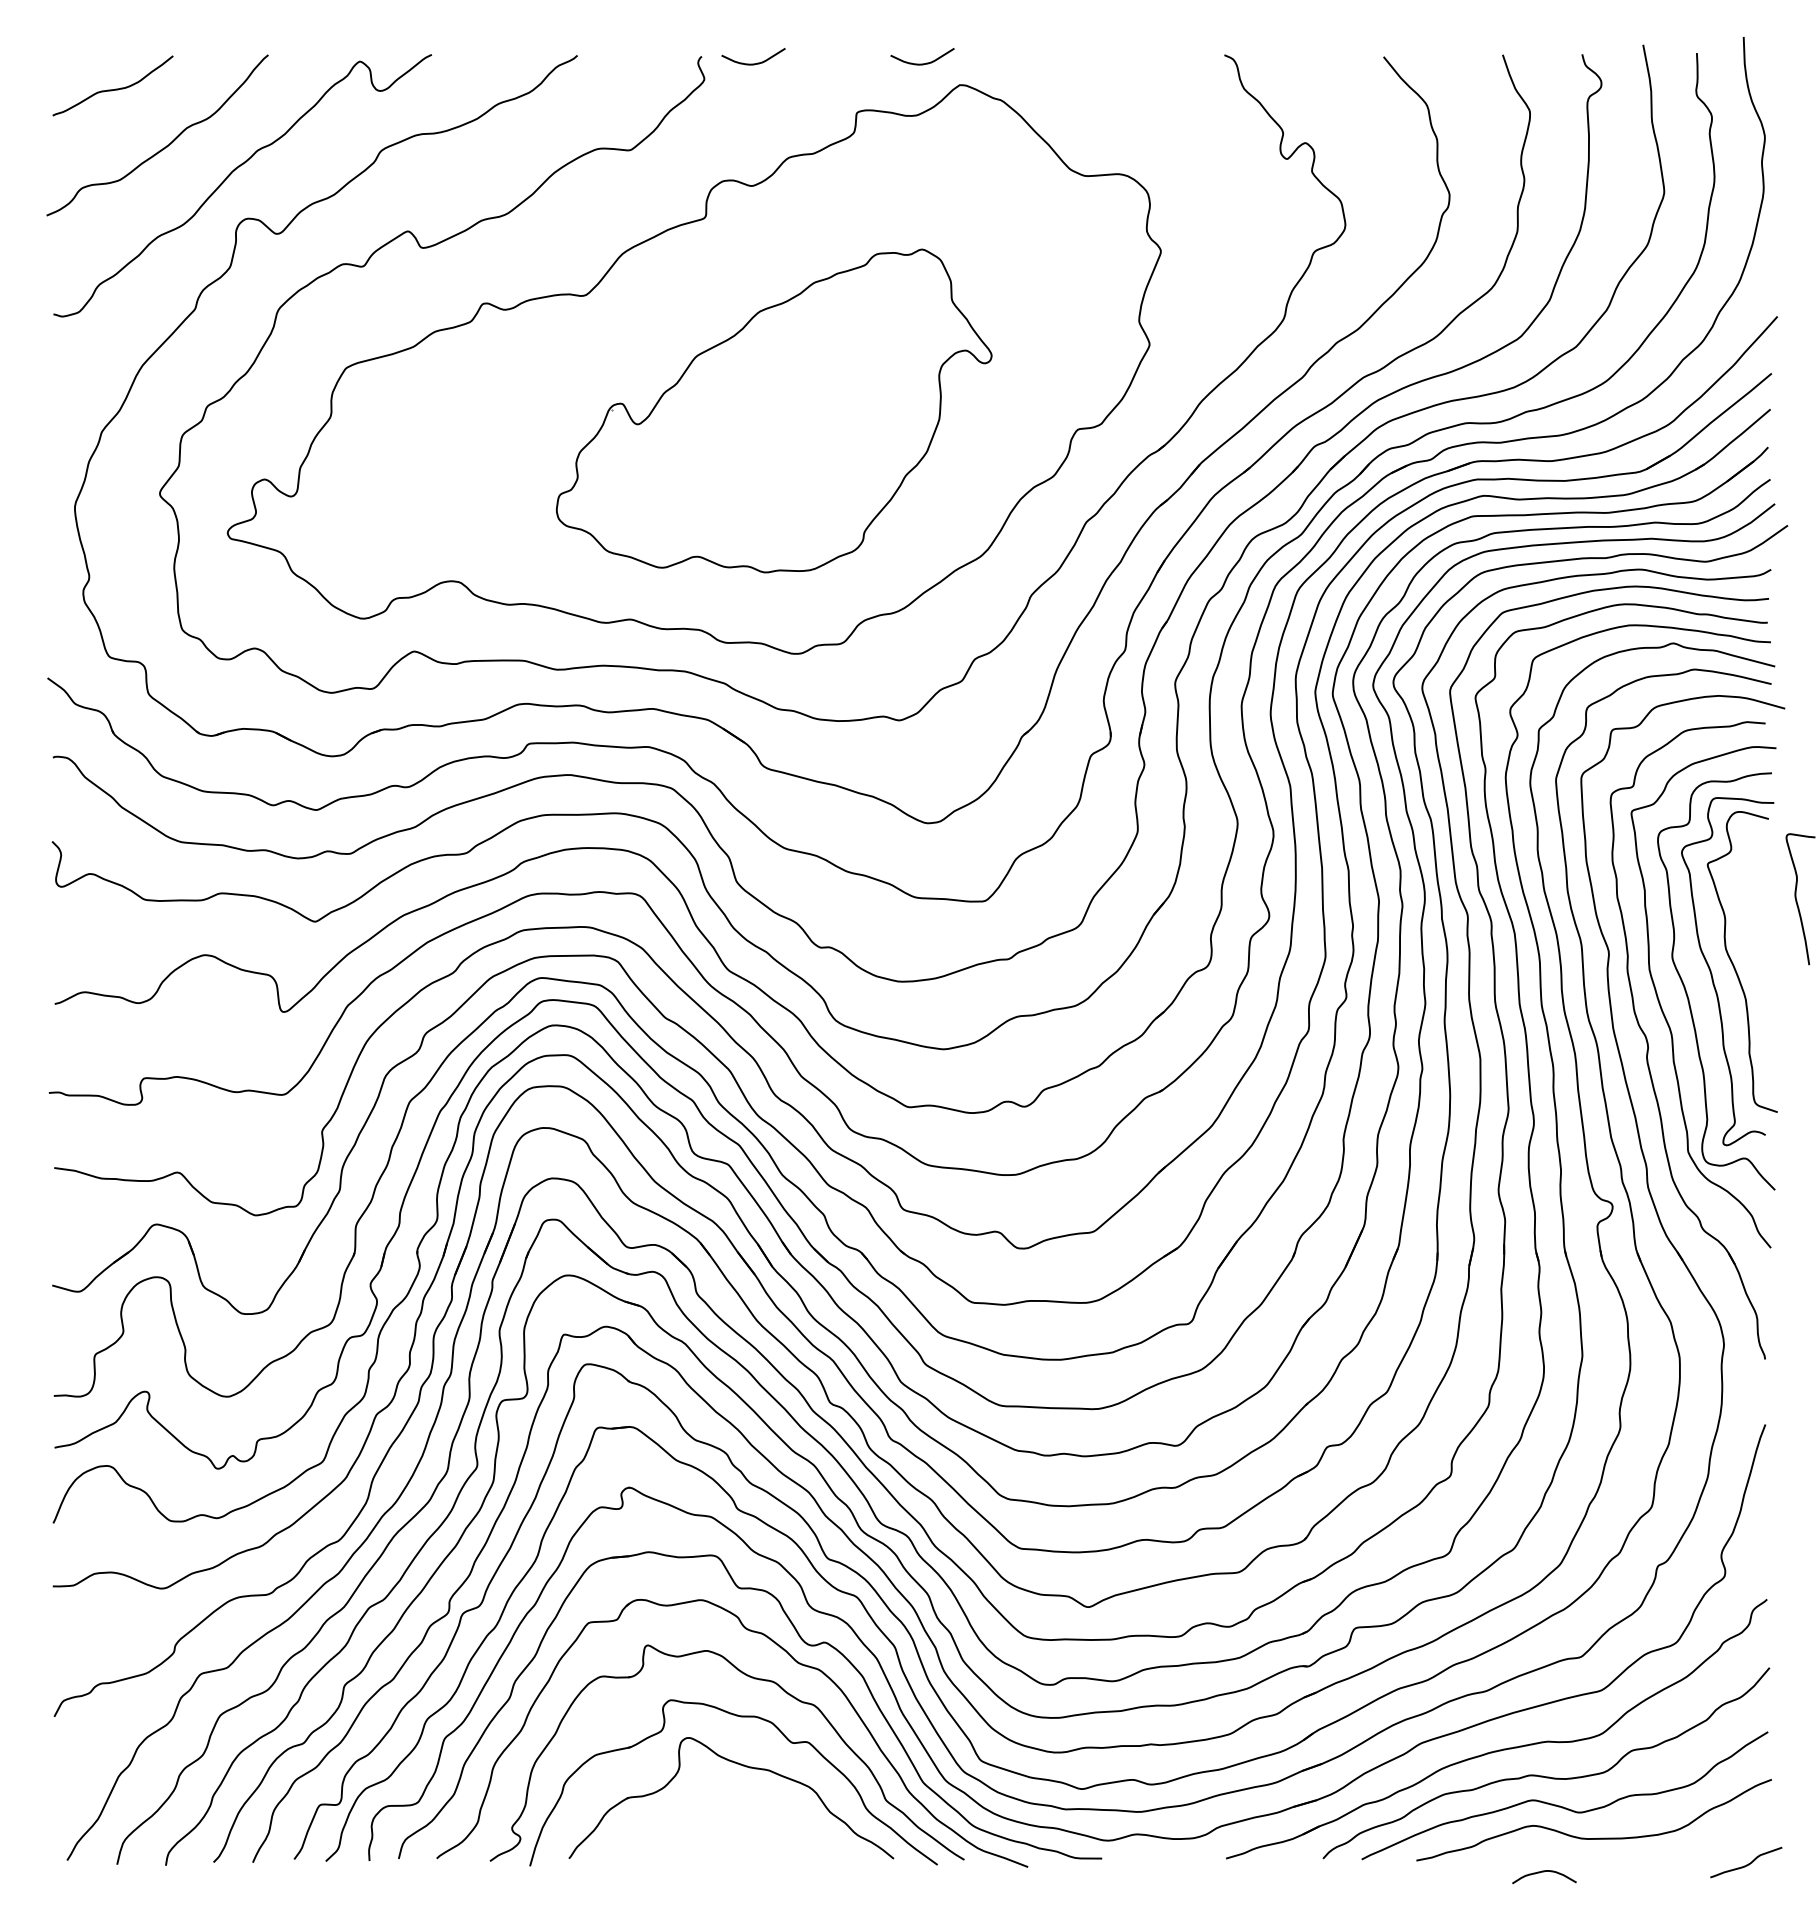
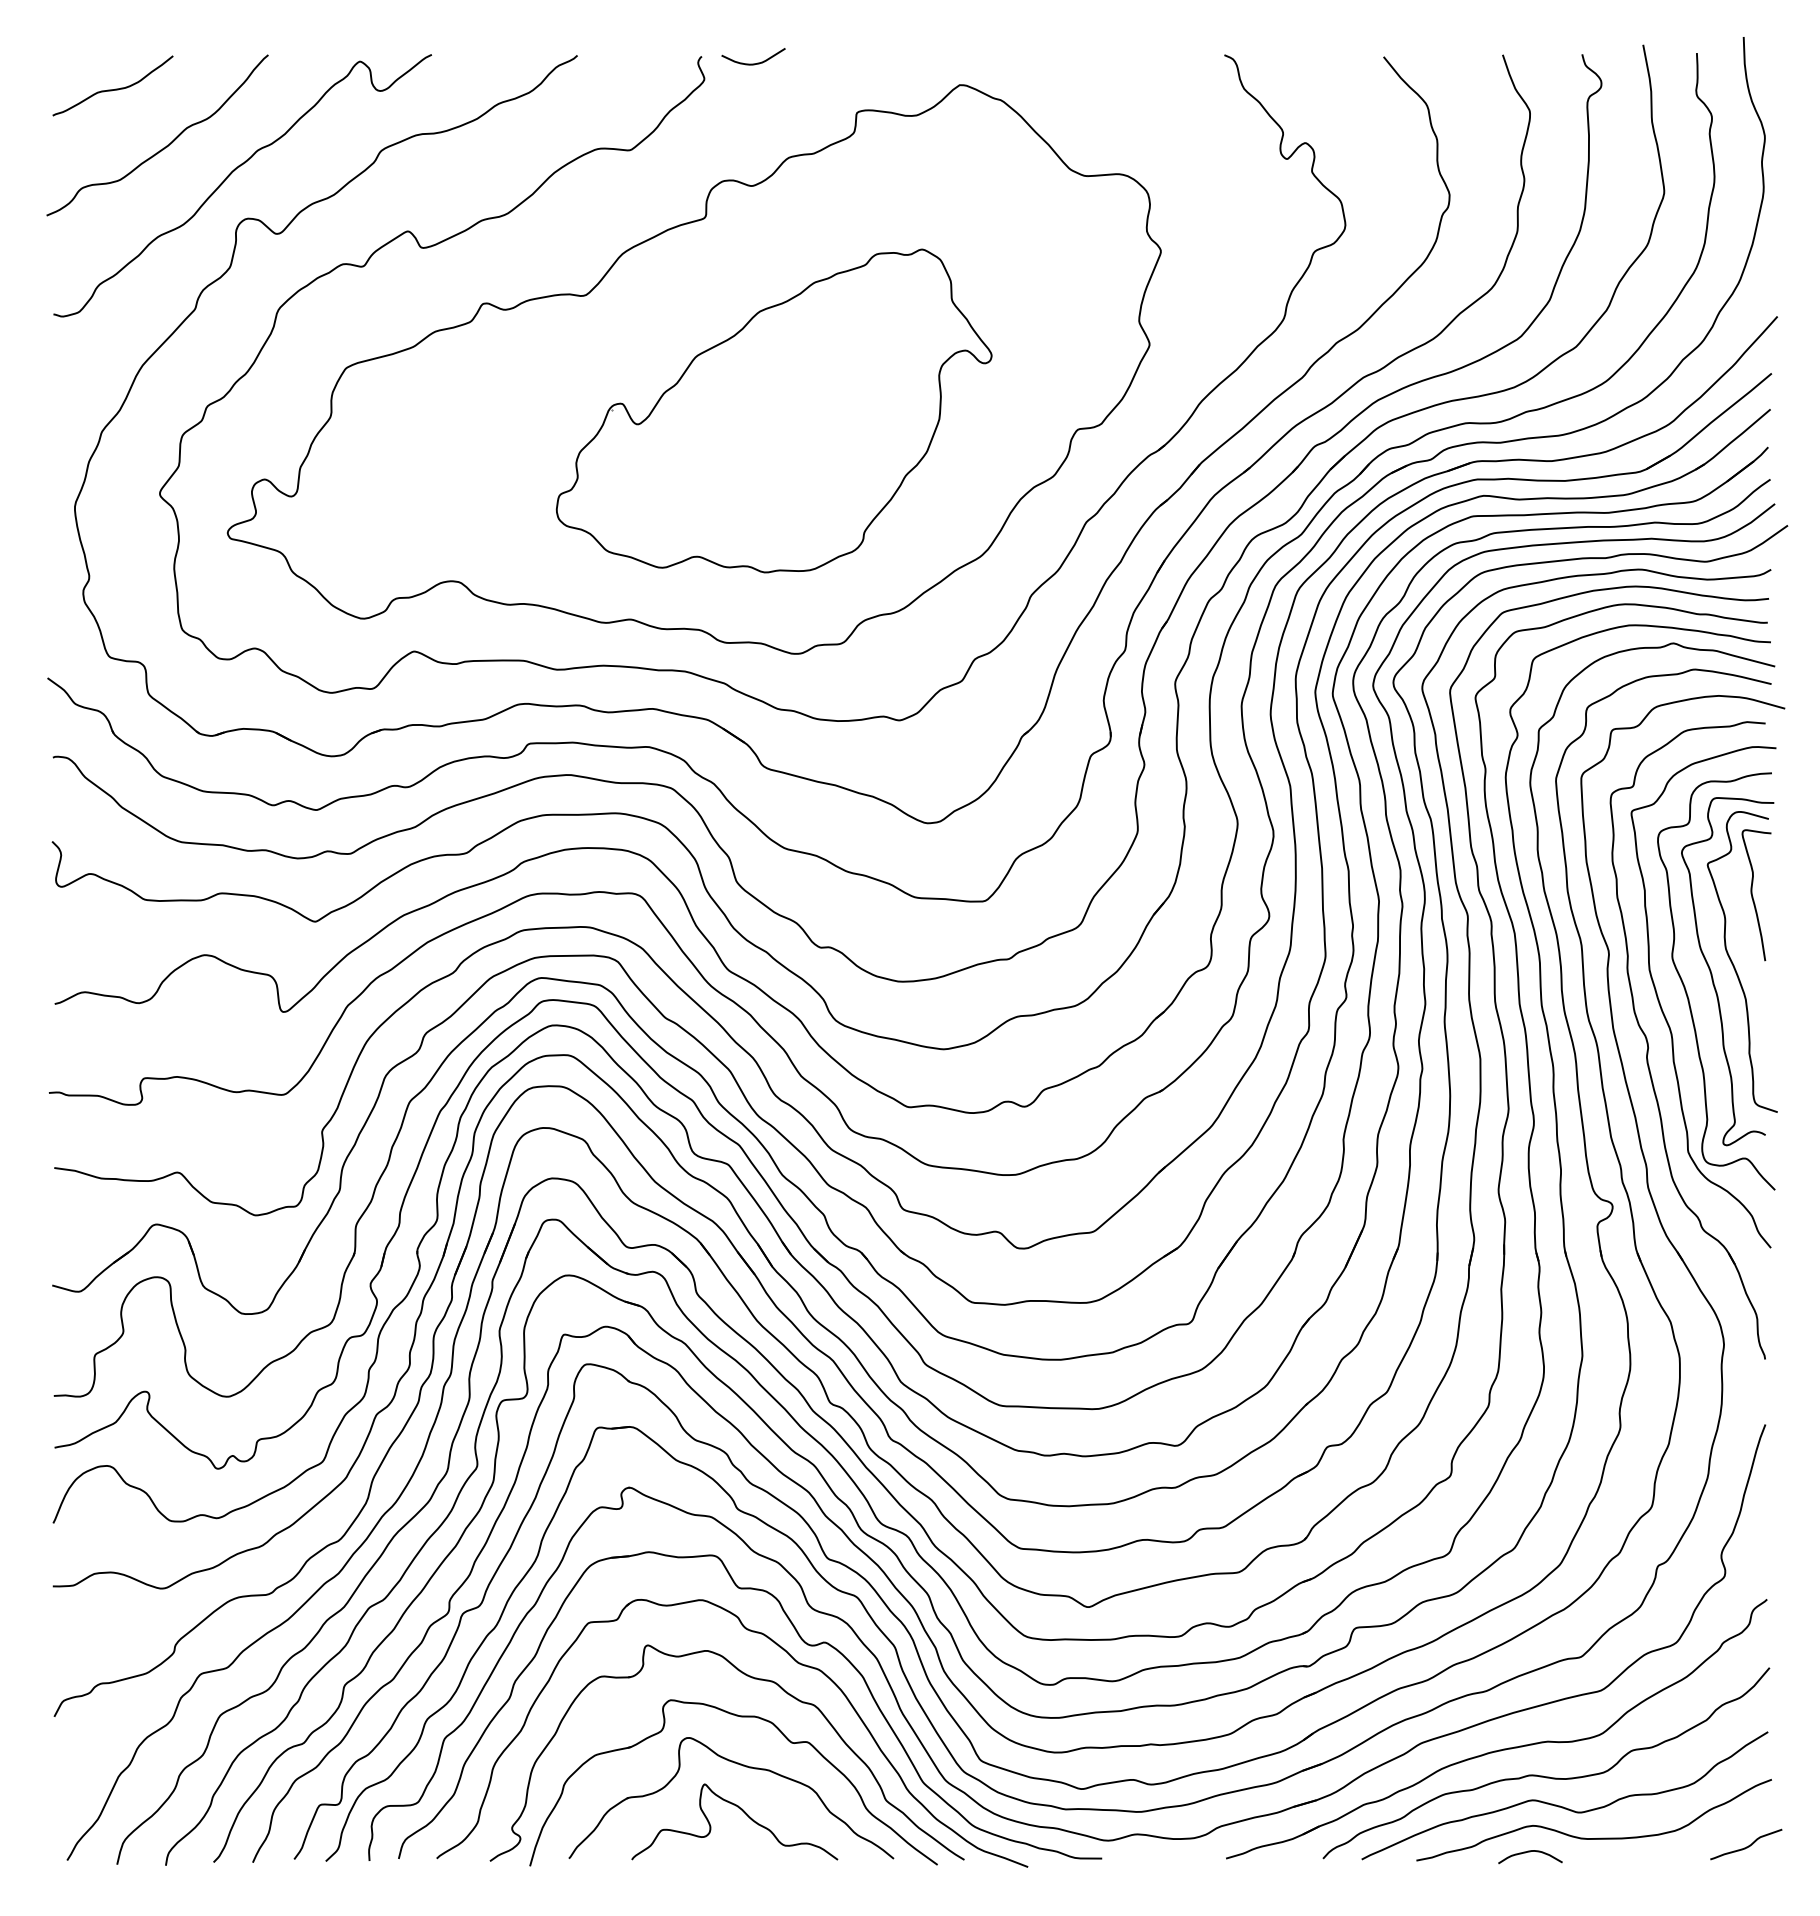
curve: present -> none (922, 63)
curve position: (1797, 900) -> (1753, 896) (1753, 896)
curve: none -> present (743, 1812)
curve position: (1746, 1864) -> (1746, 1846) (1746, 1846)
curve position: (1544, 1872) -> (1530, 1852) (1530, 1852)
